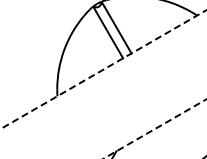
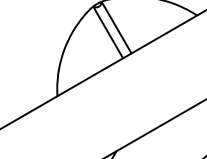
line: dashed -> solid (103, 69)
line: dashed -> solid (155, 128)
